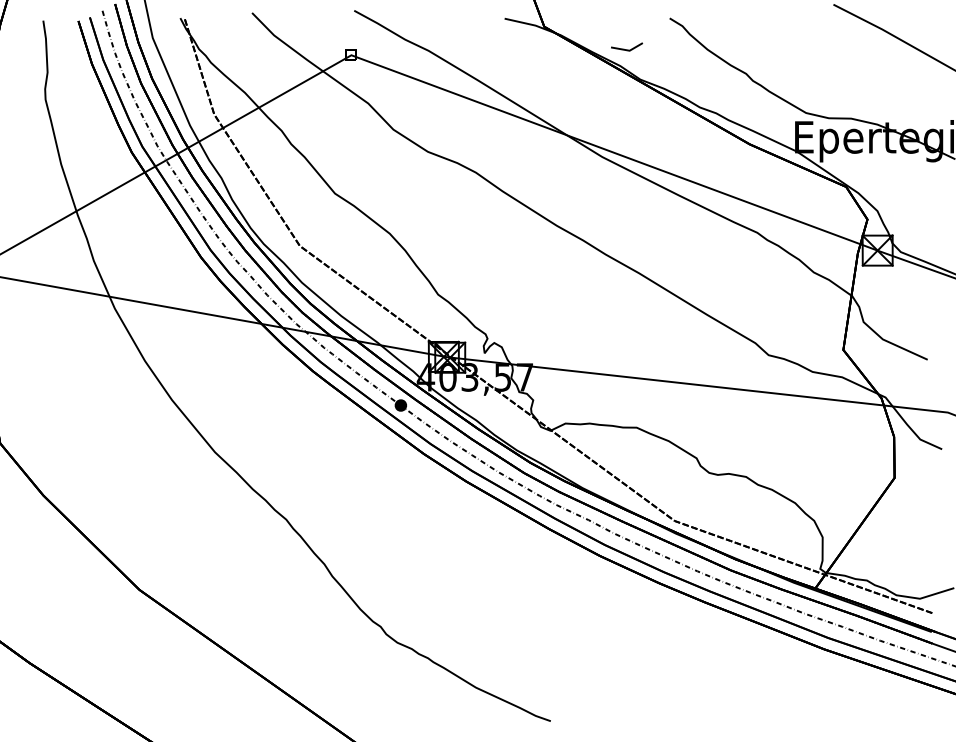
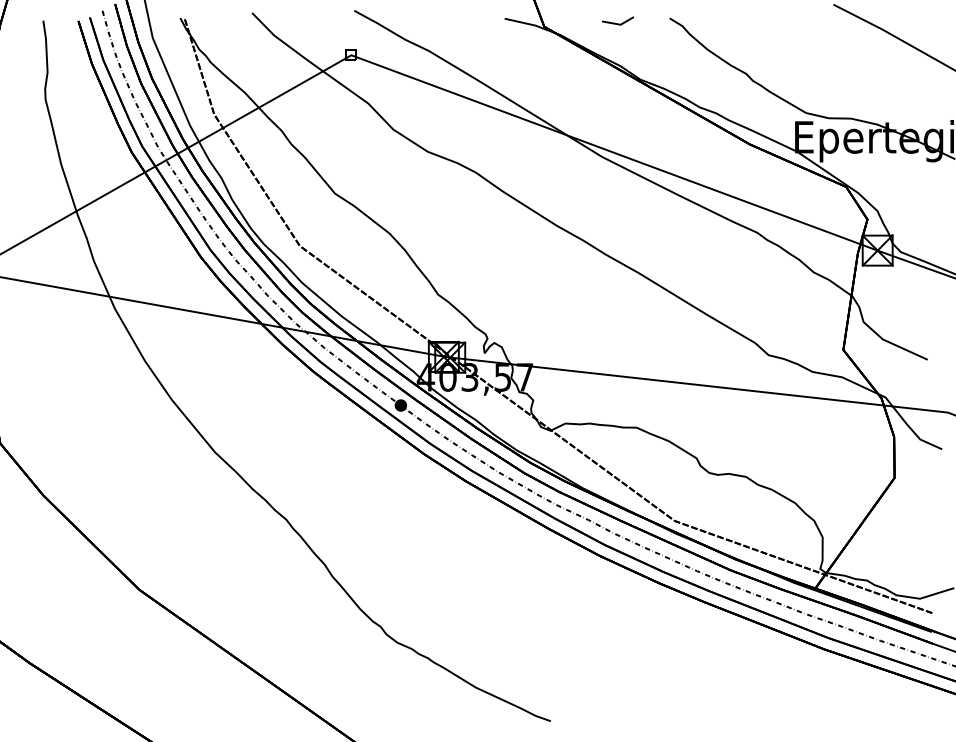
line position: (627, 49) -> (618, 23) (618, 23)
